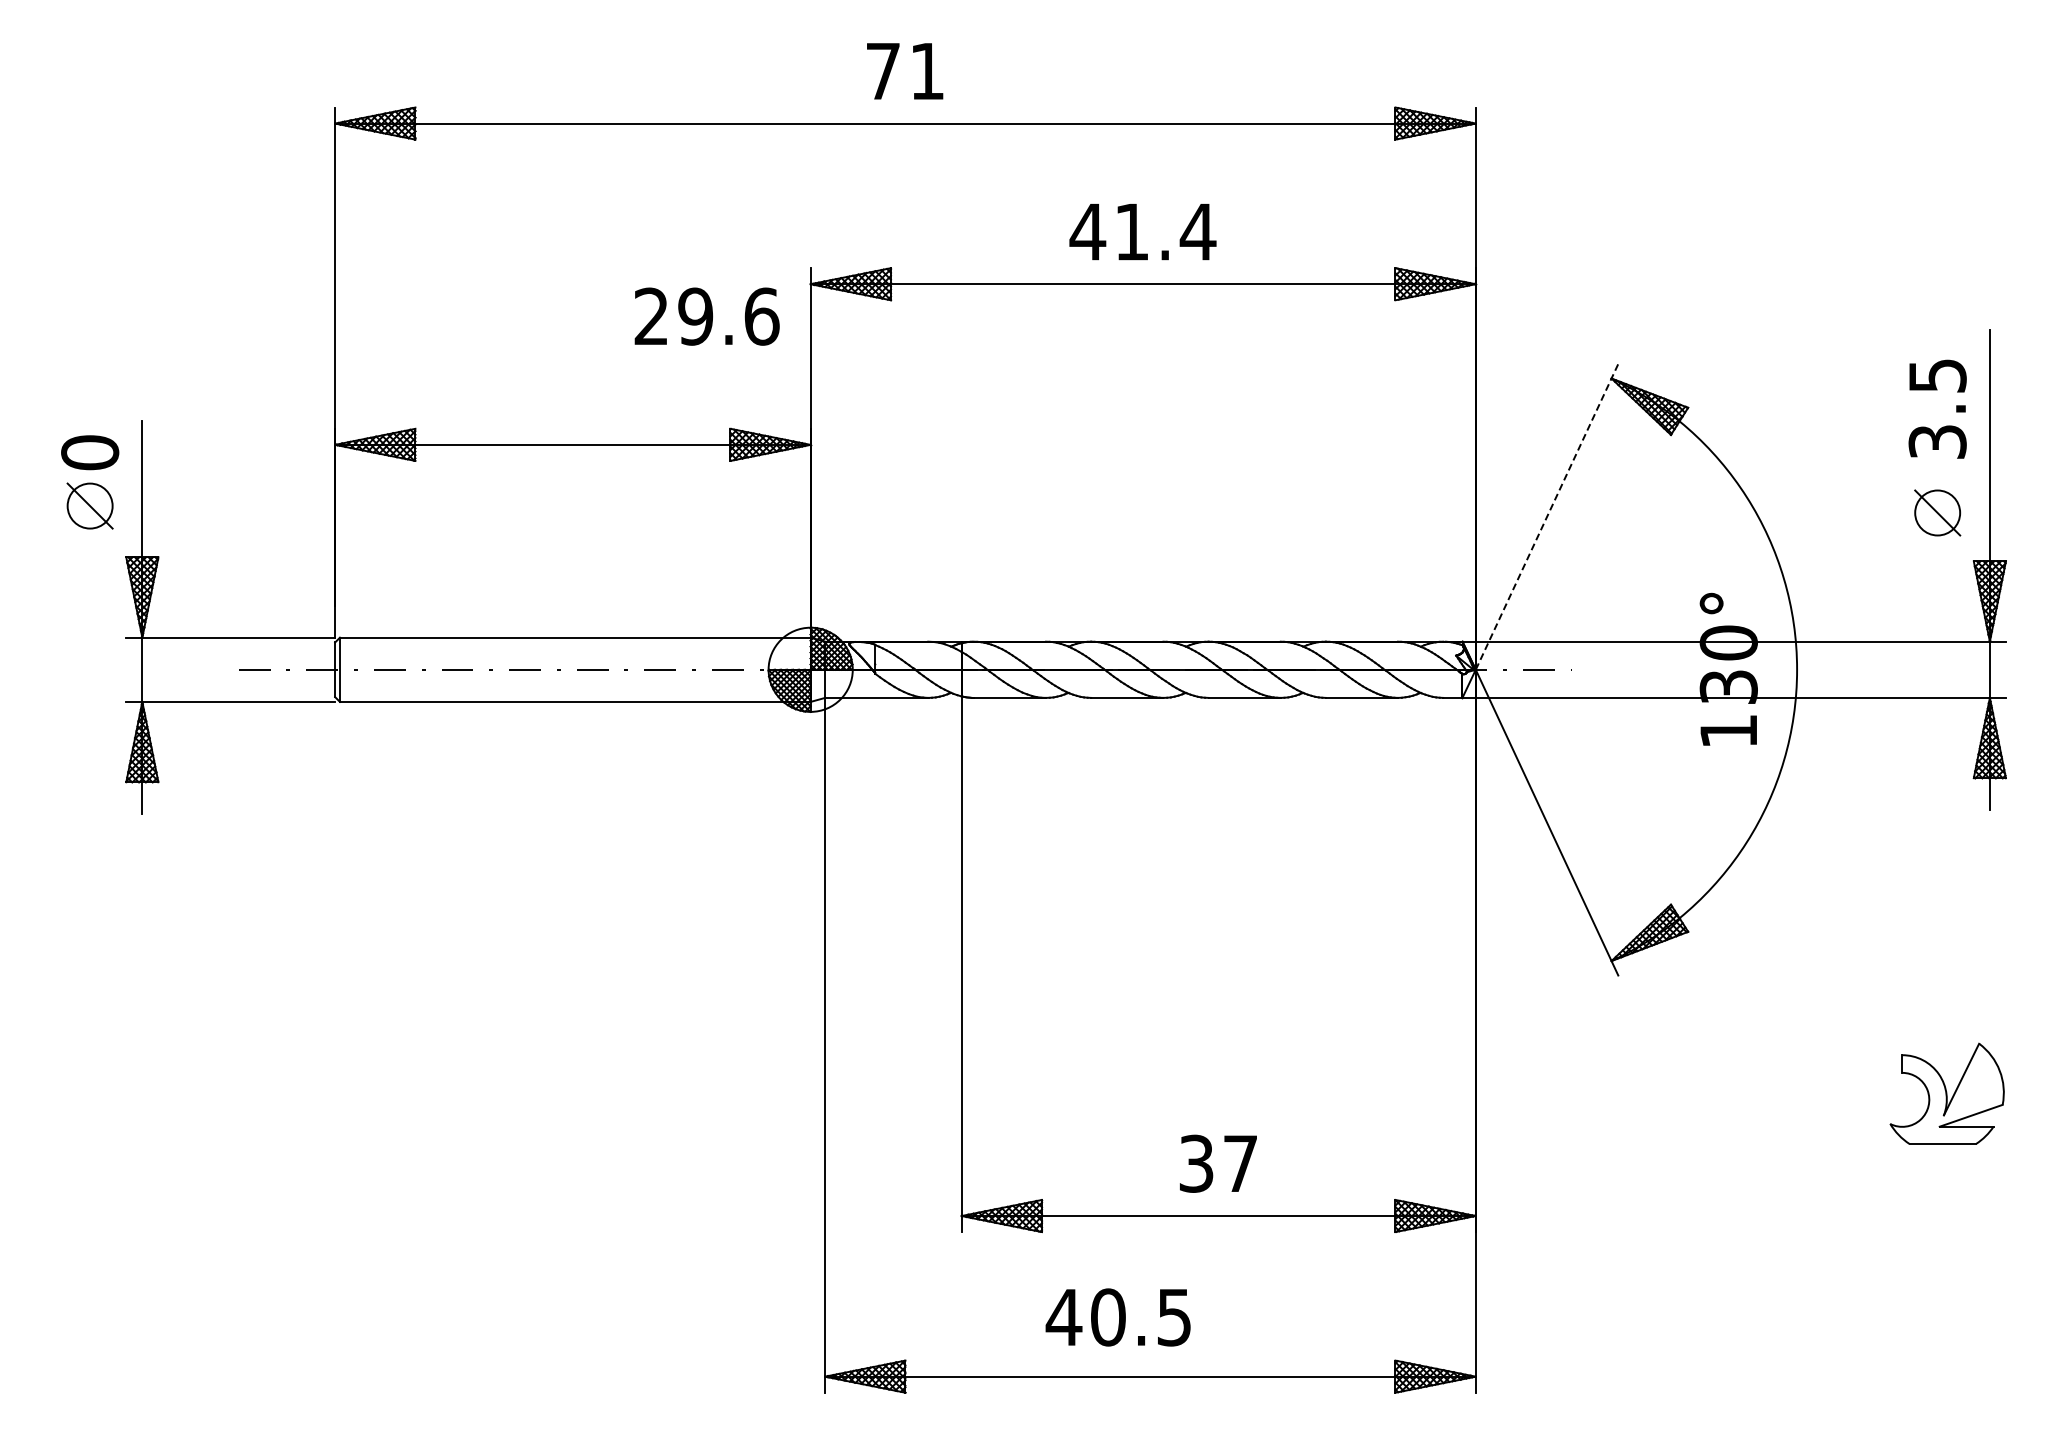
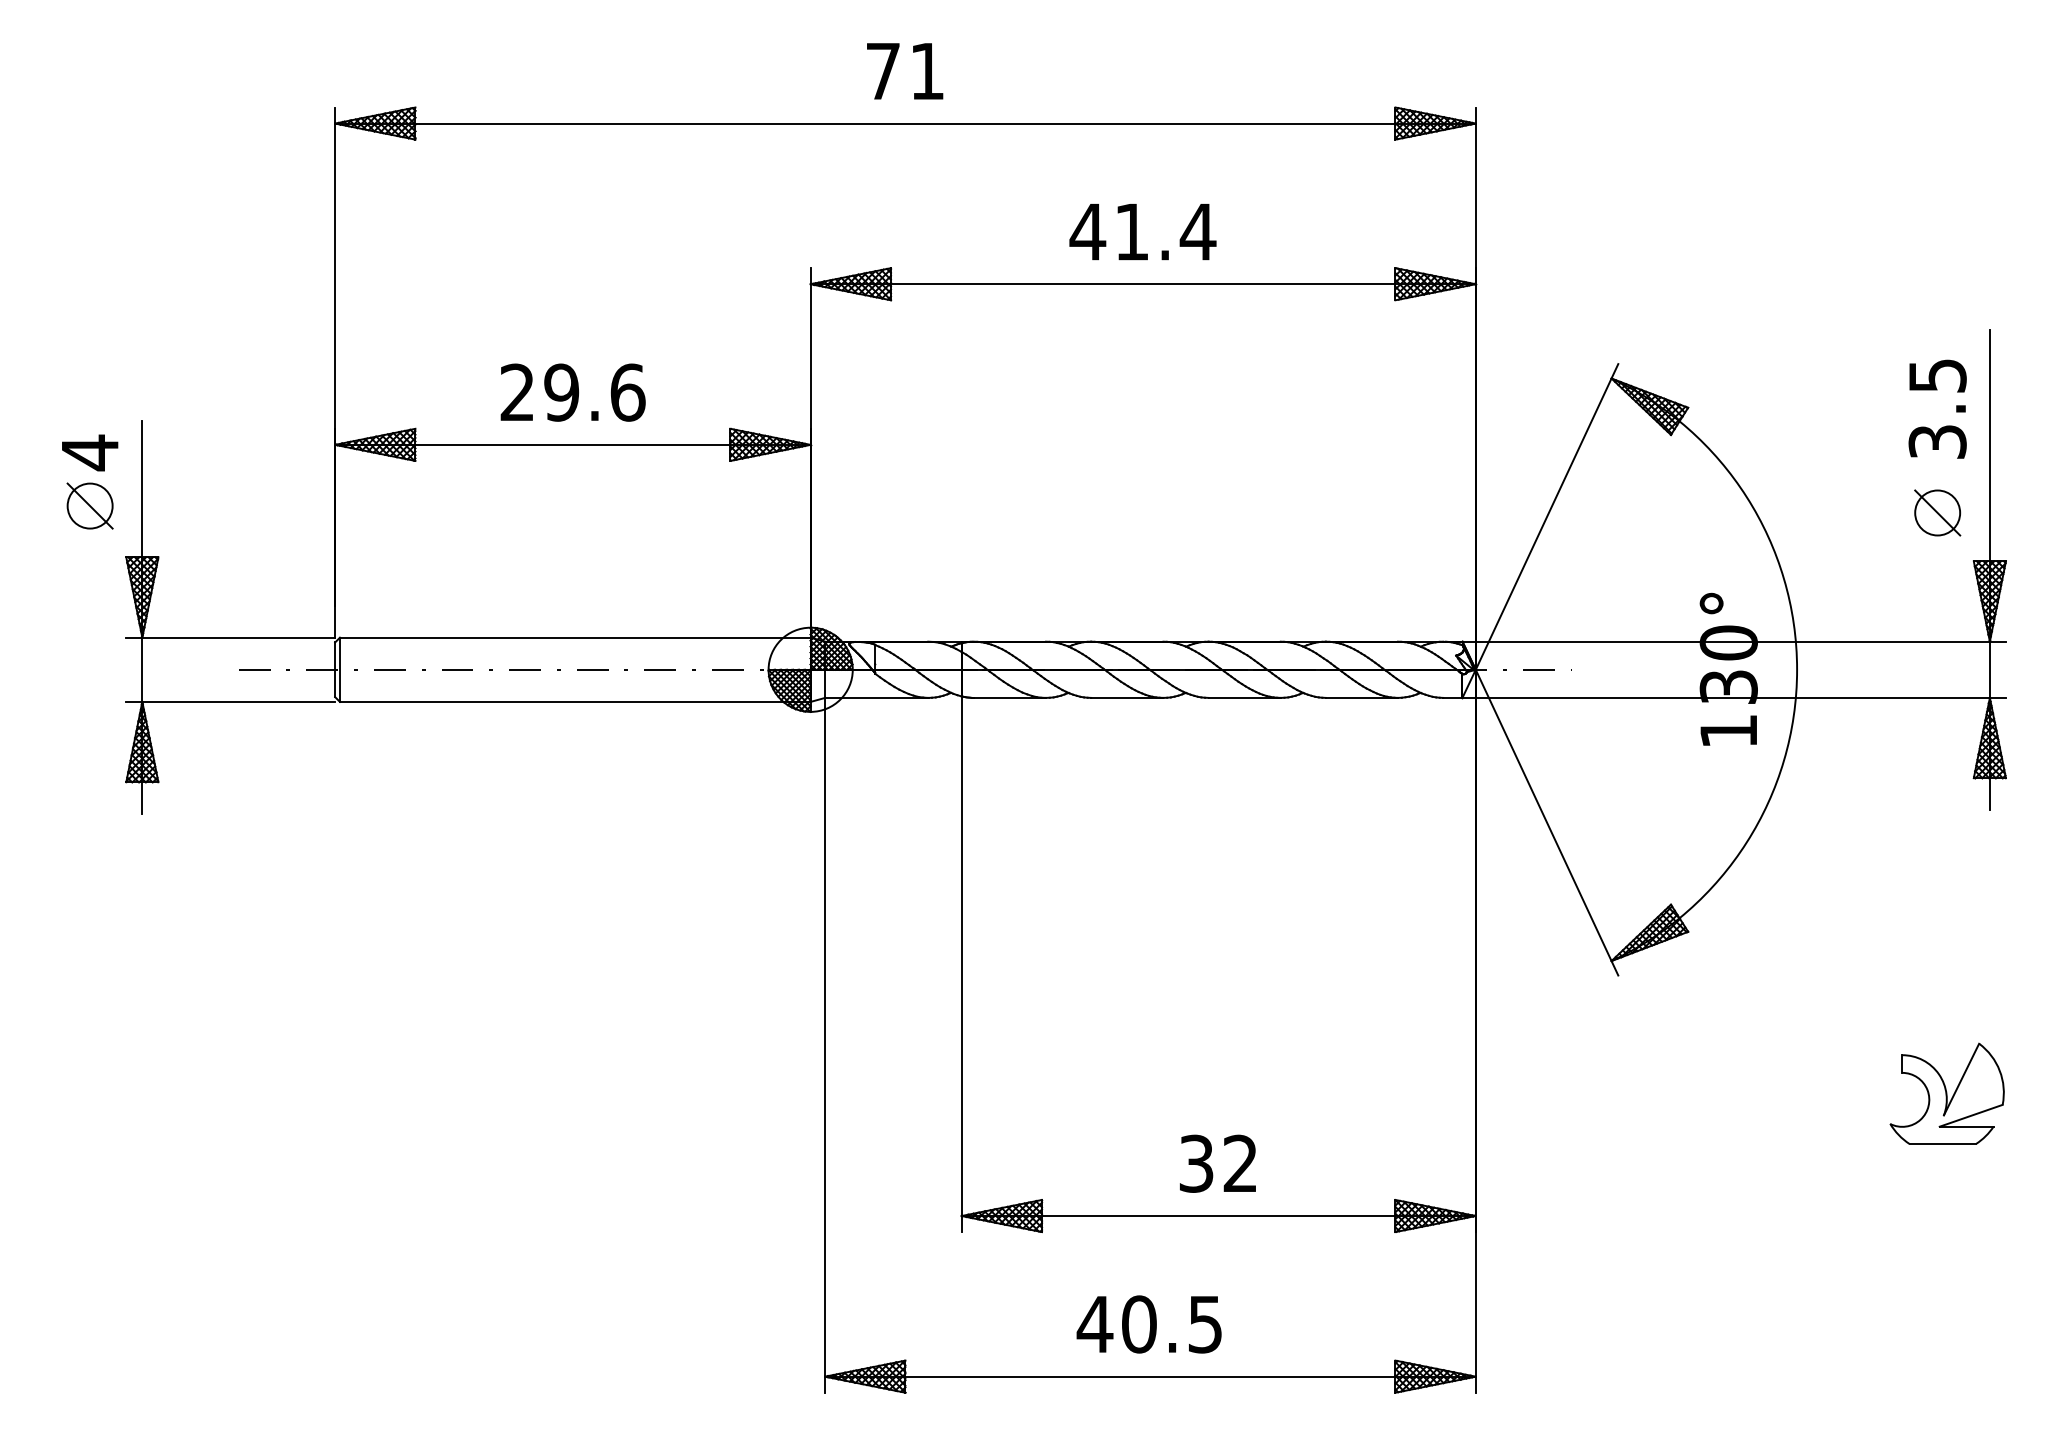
text position: (706, 316) -> (572, 392) (572, 392)
text: 0 -> 4 (90, 452)
line: dashed -> solid (1547, 516)
text: 37 -> 32 (1239, 1162)
text position: (1117, 1317) -> (1148, 1324) (1148, 1324)
